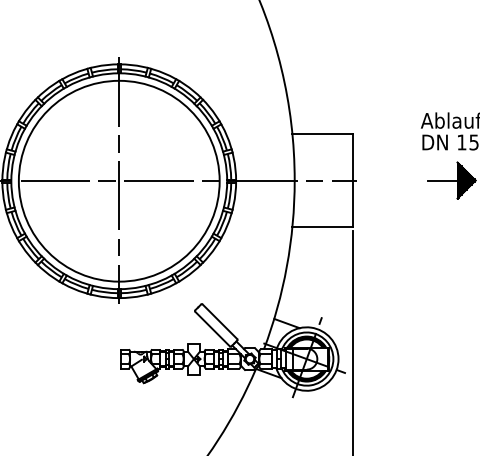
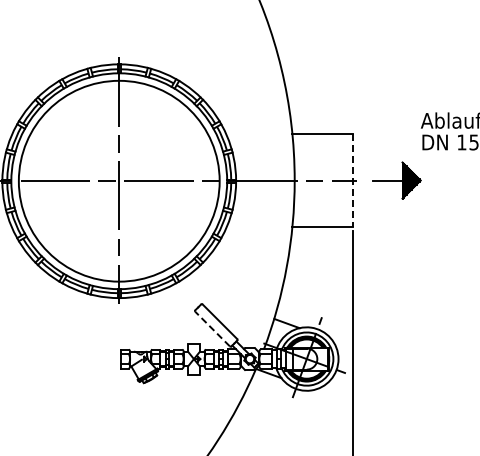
part position: (451, 180) -> (396, 180) (396, 180)
line: solid -> dashed (353, 181)
line: solid -> dashed (212, 328)
